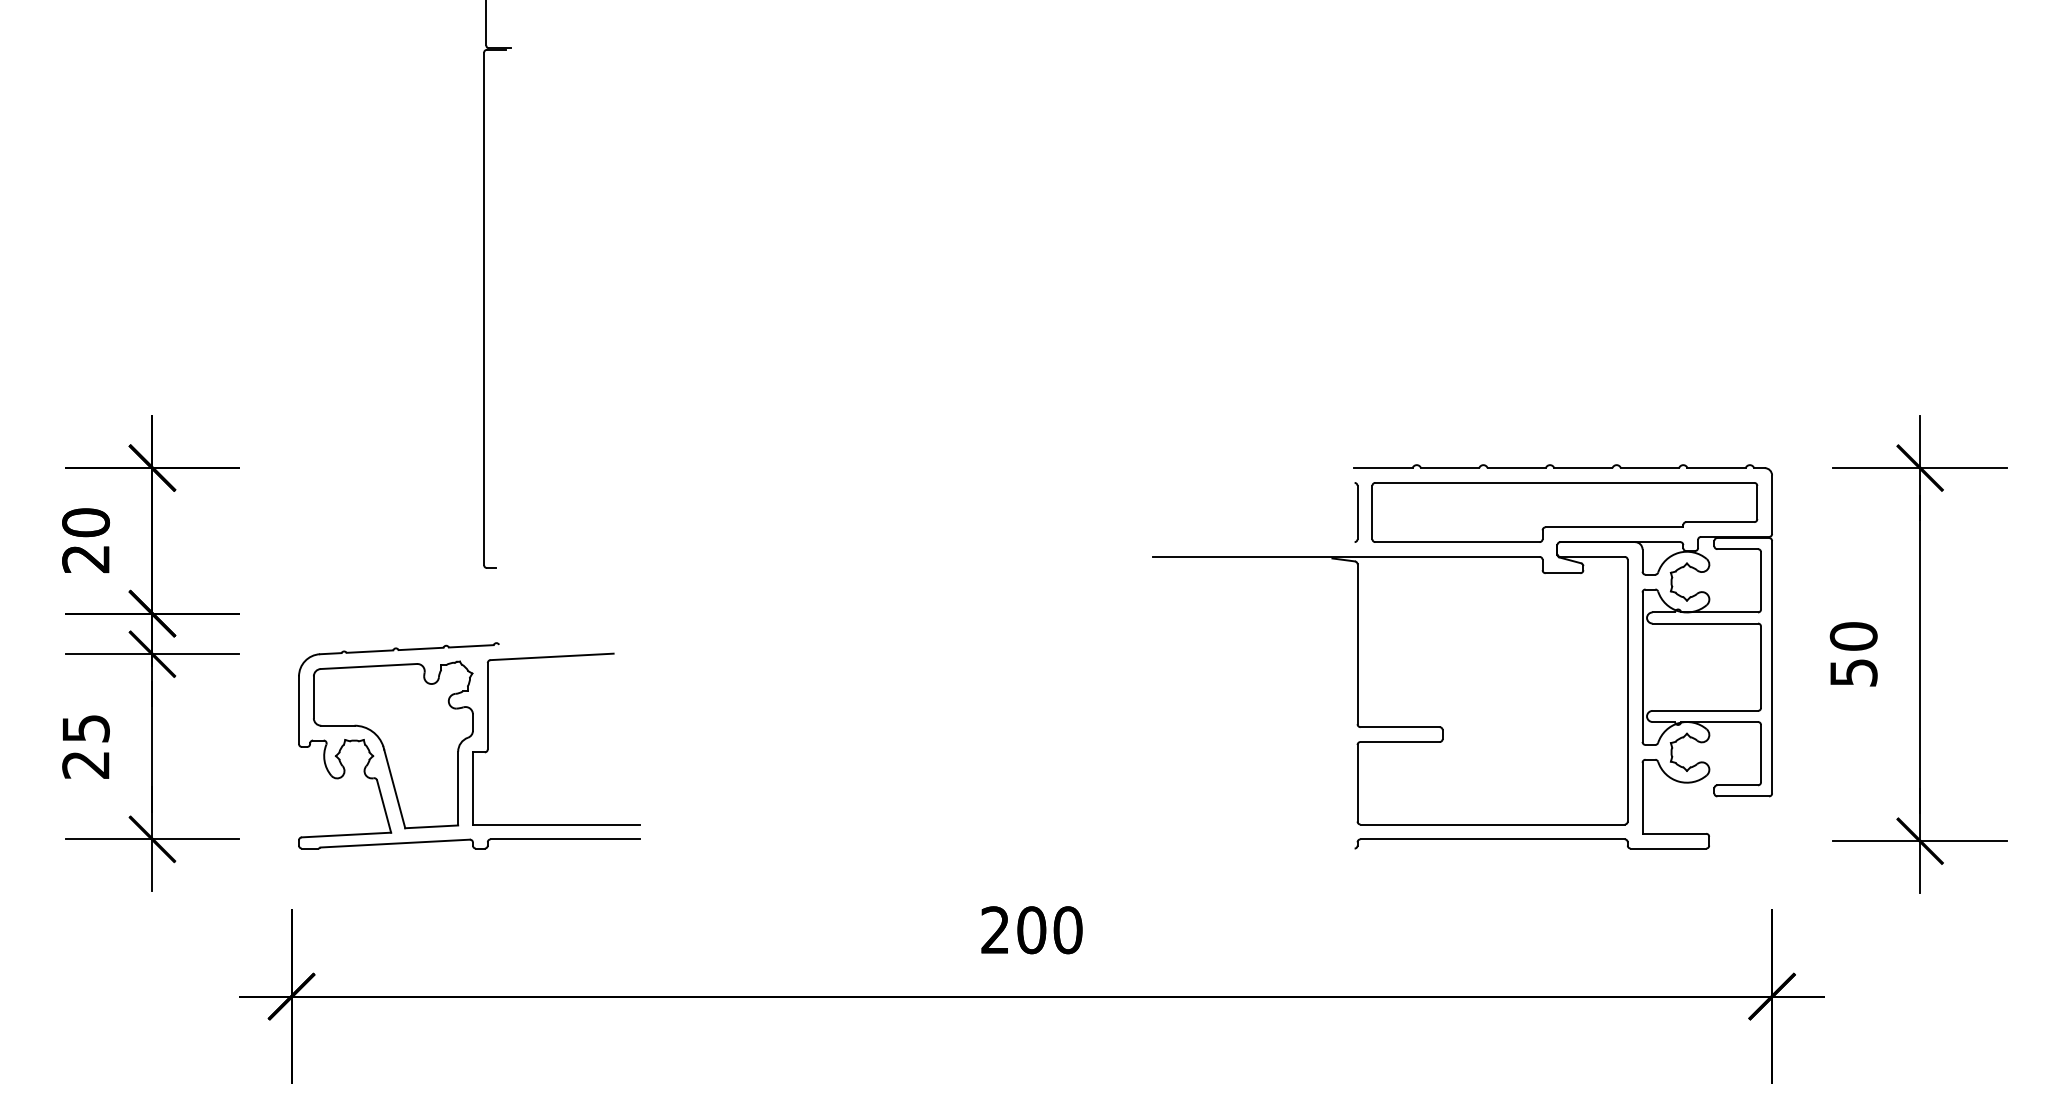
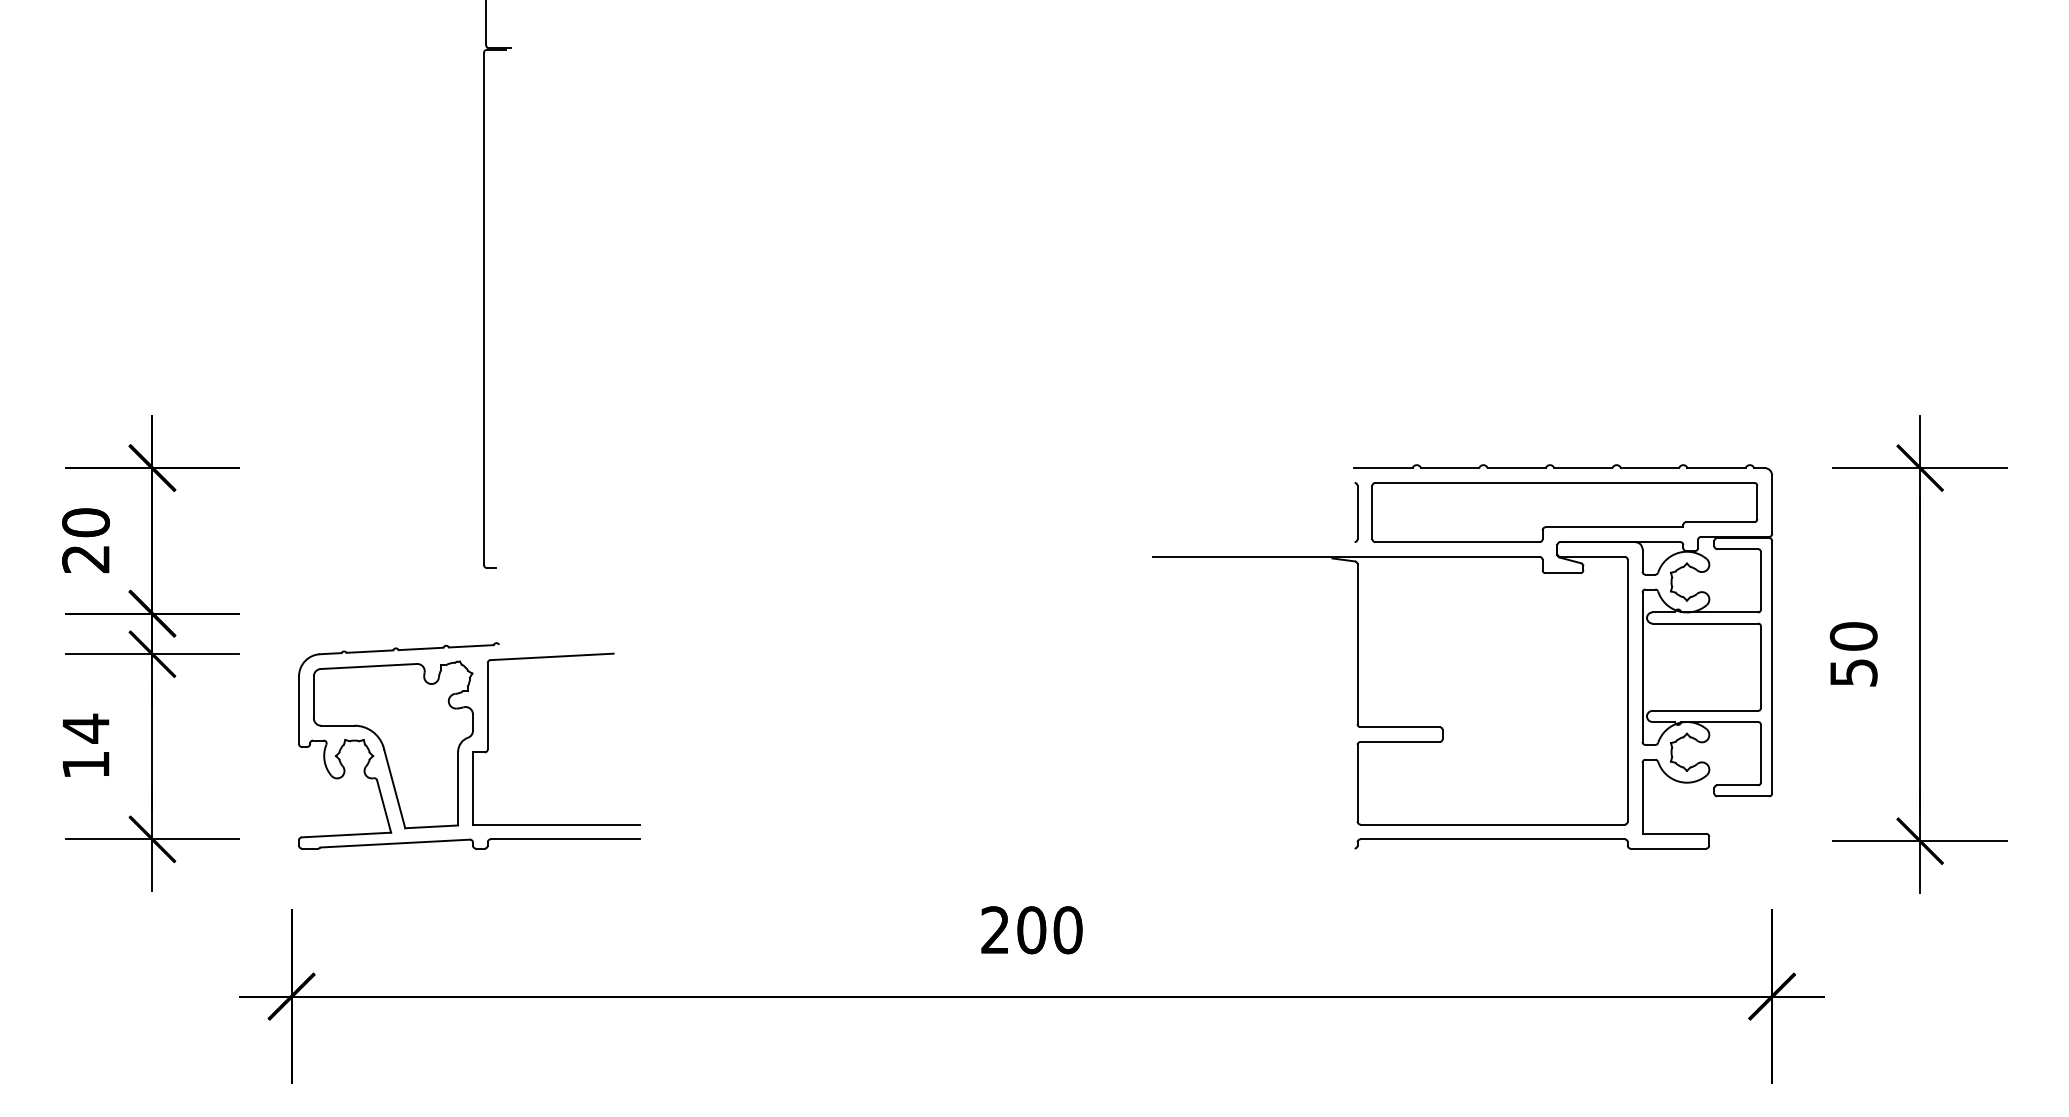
text: 25 -> 14 (85, 745)
